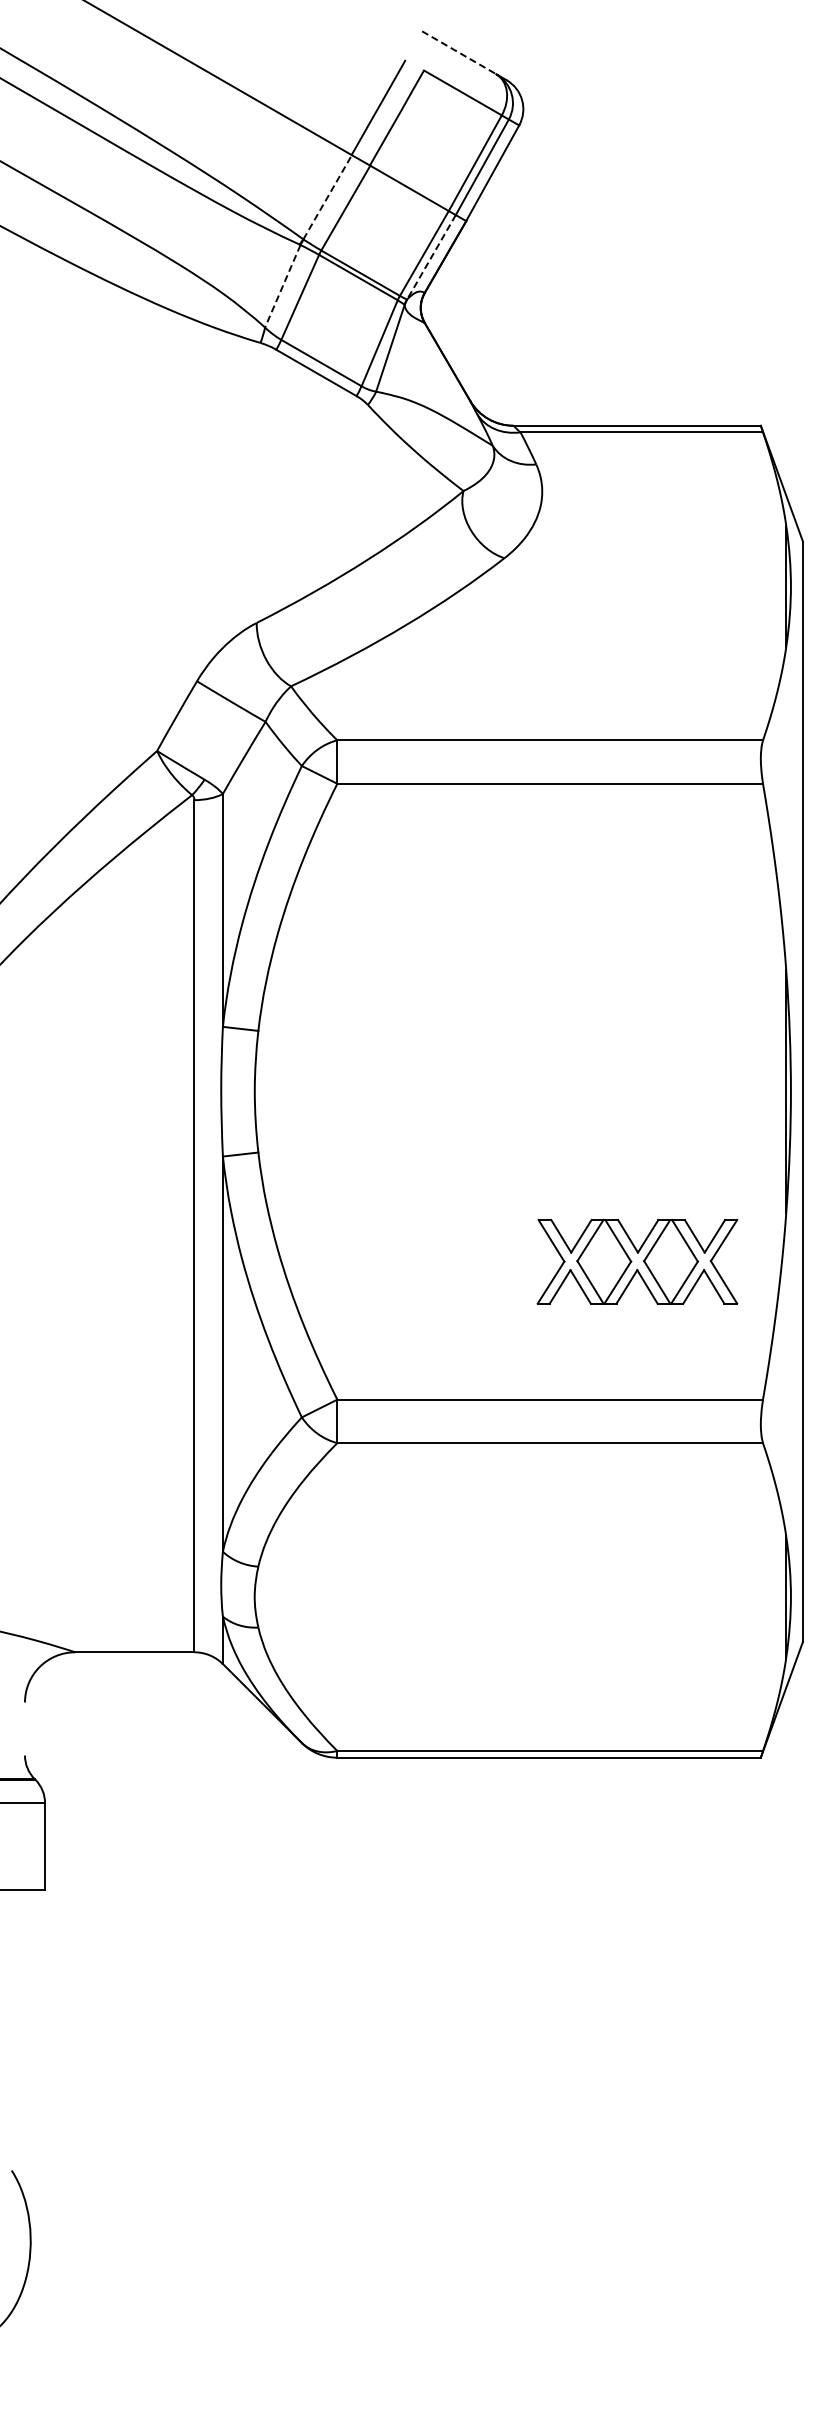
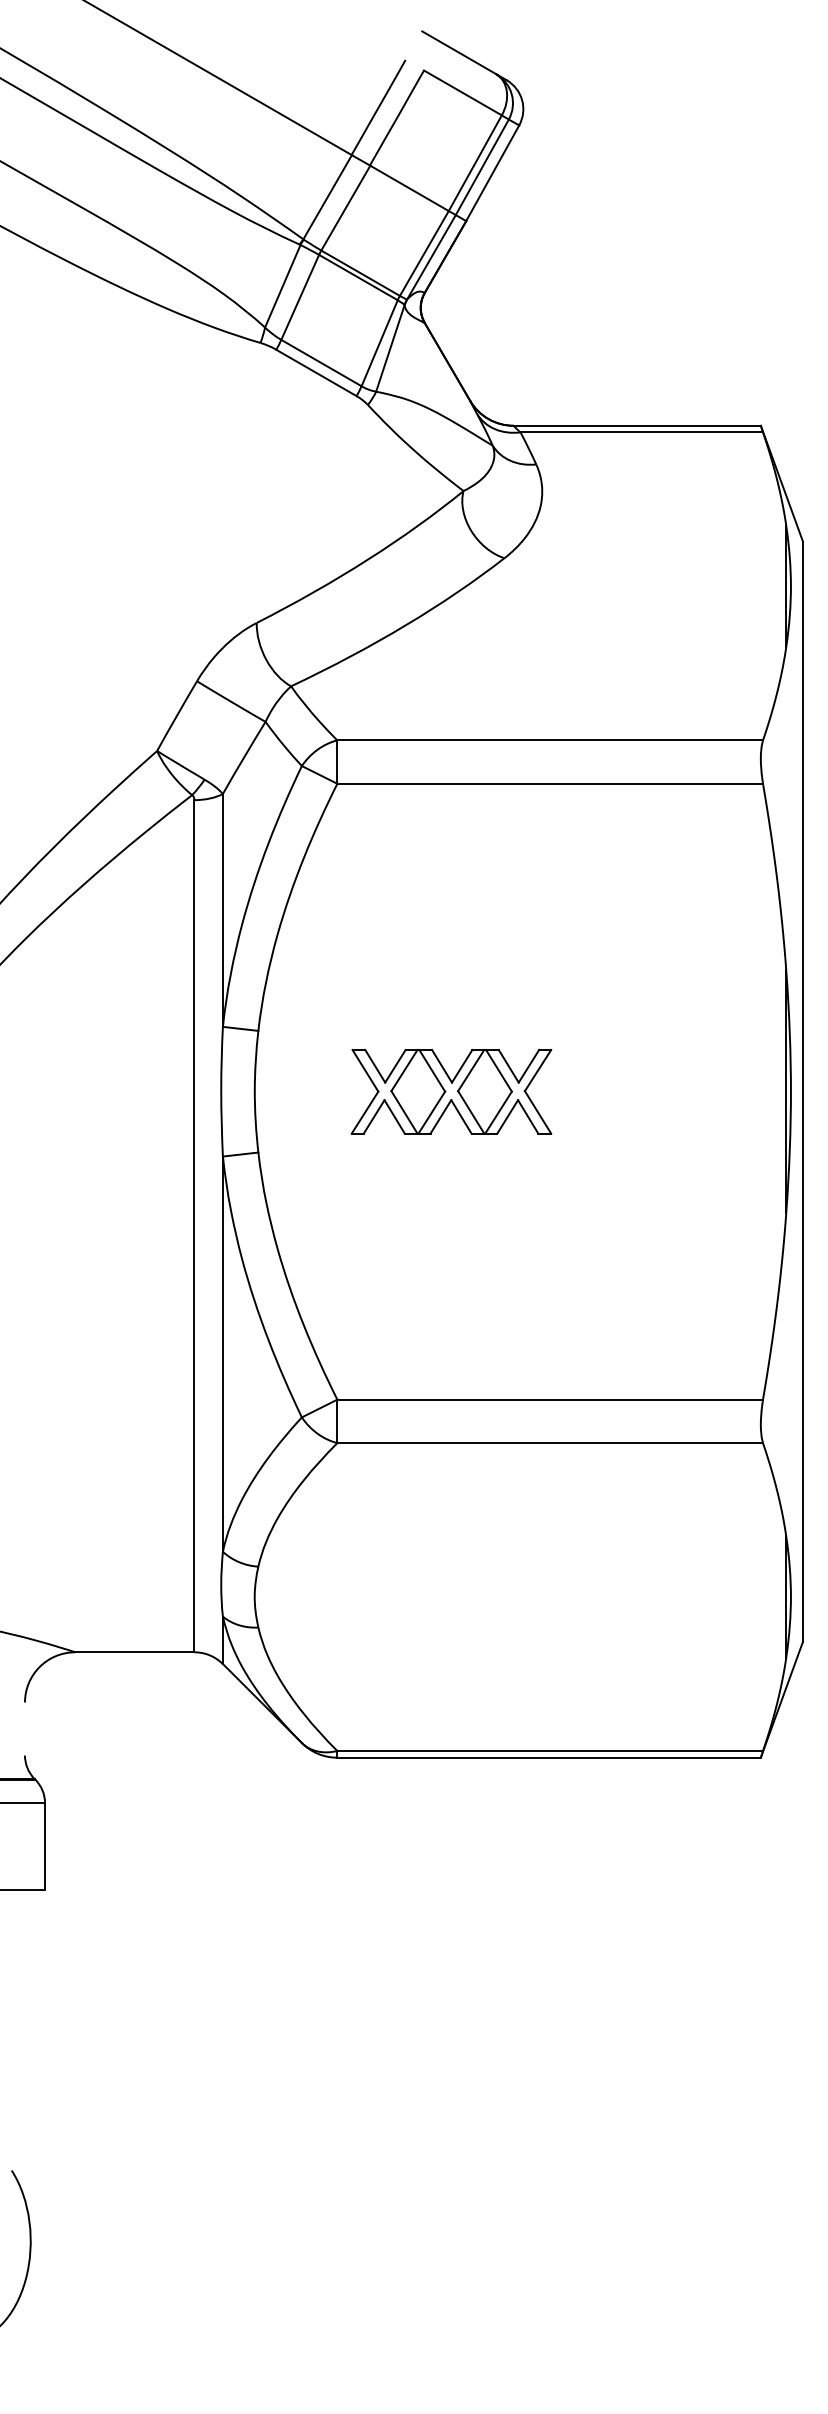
line: dashed -> solid (459, 52)
line: dashed -> solid (327, 197)
line: dashed -> solid (431, 257)
line: dashed -> solid (282, 286)
part position: (637, 1261) -> (451, 1091) (451, 1091)
